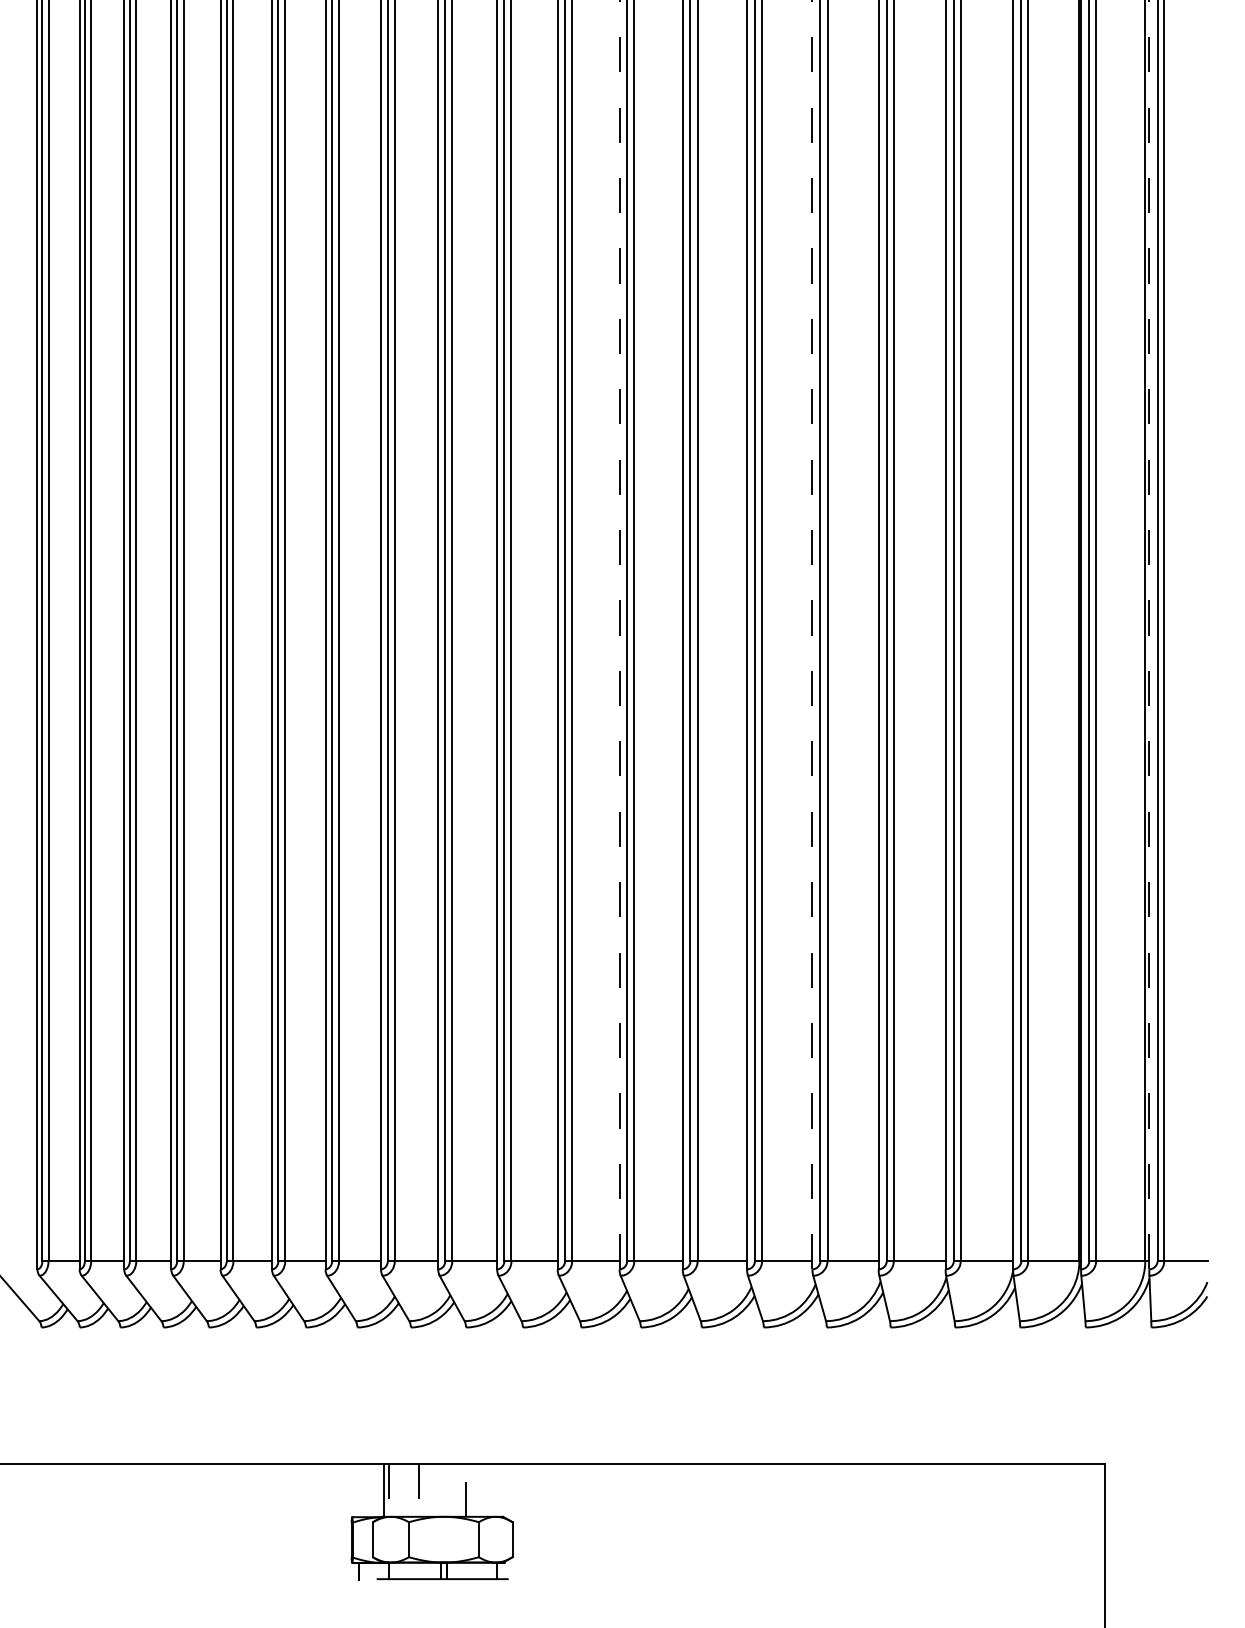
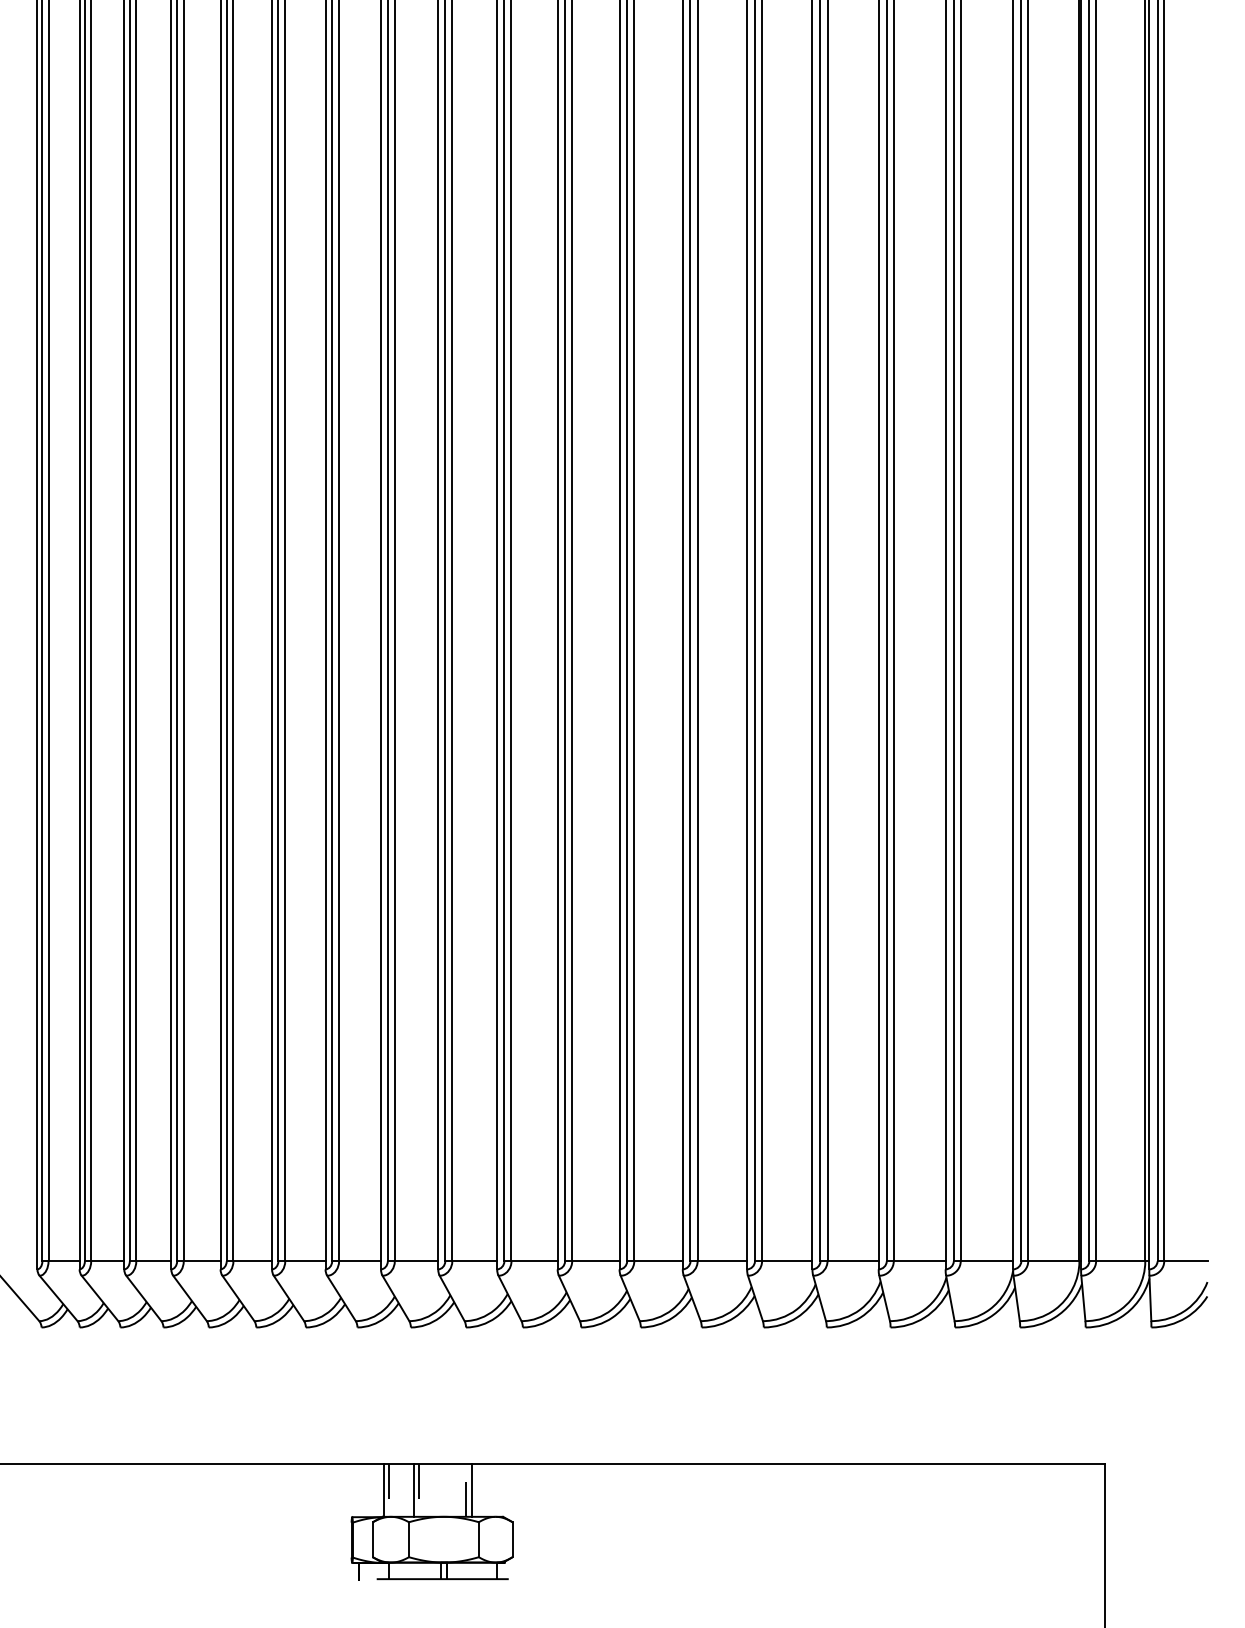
line: dashed -> solid (619, 634)
line: dashed -> solid (812, 634)
line: dashed -> solid (1149, 634)
line: none -> present (413, 1489)
line: none -> present (471, 1489)
